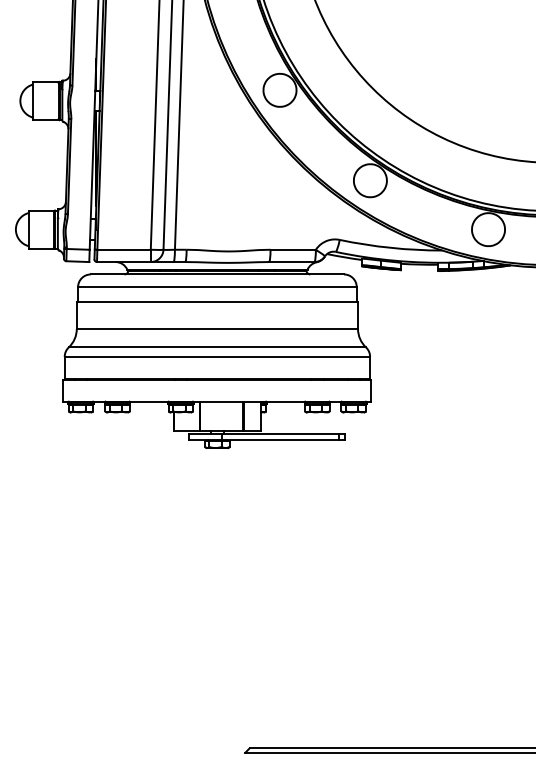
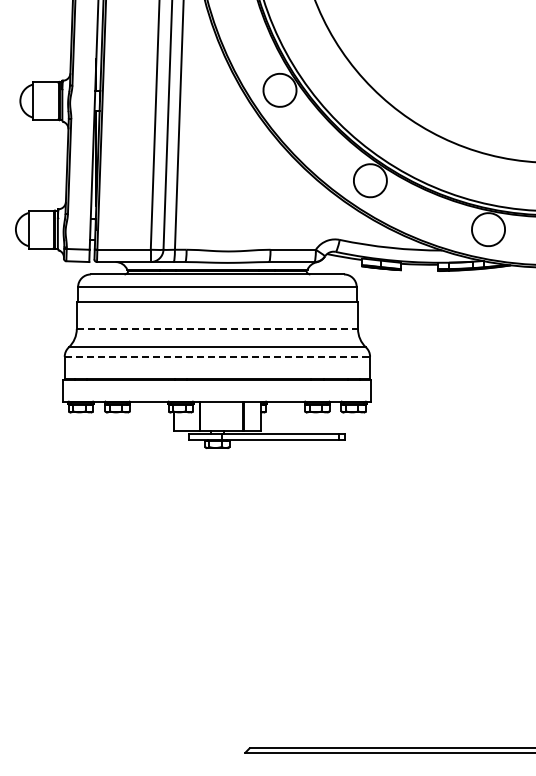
line: solid -> dashed (217, 328)
line: solid -> dashed (217, 356)
